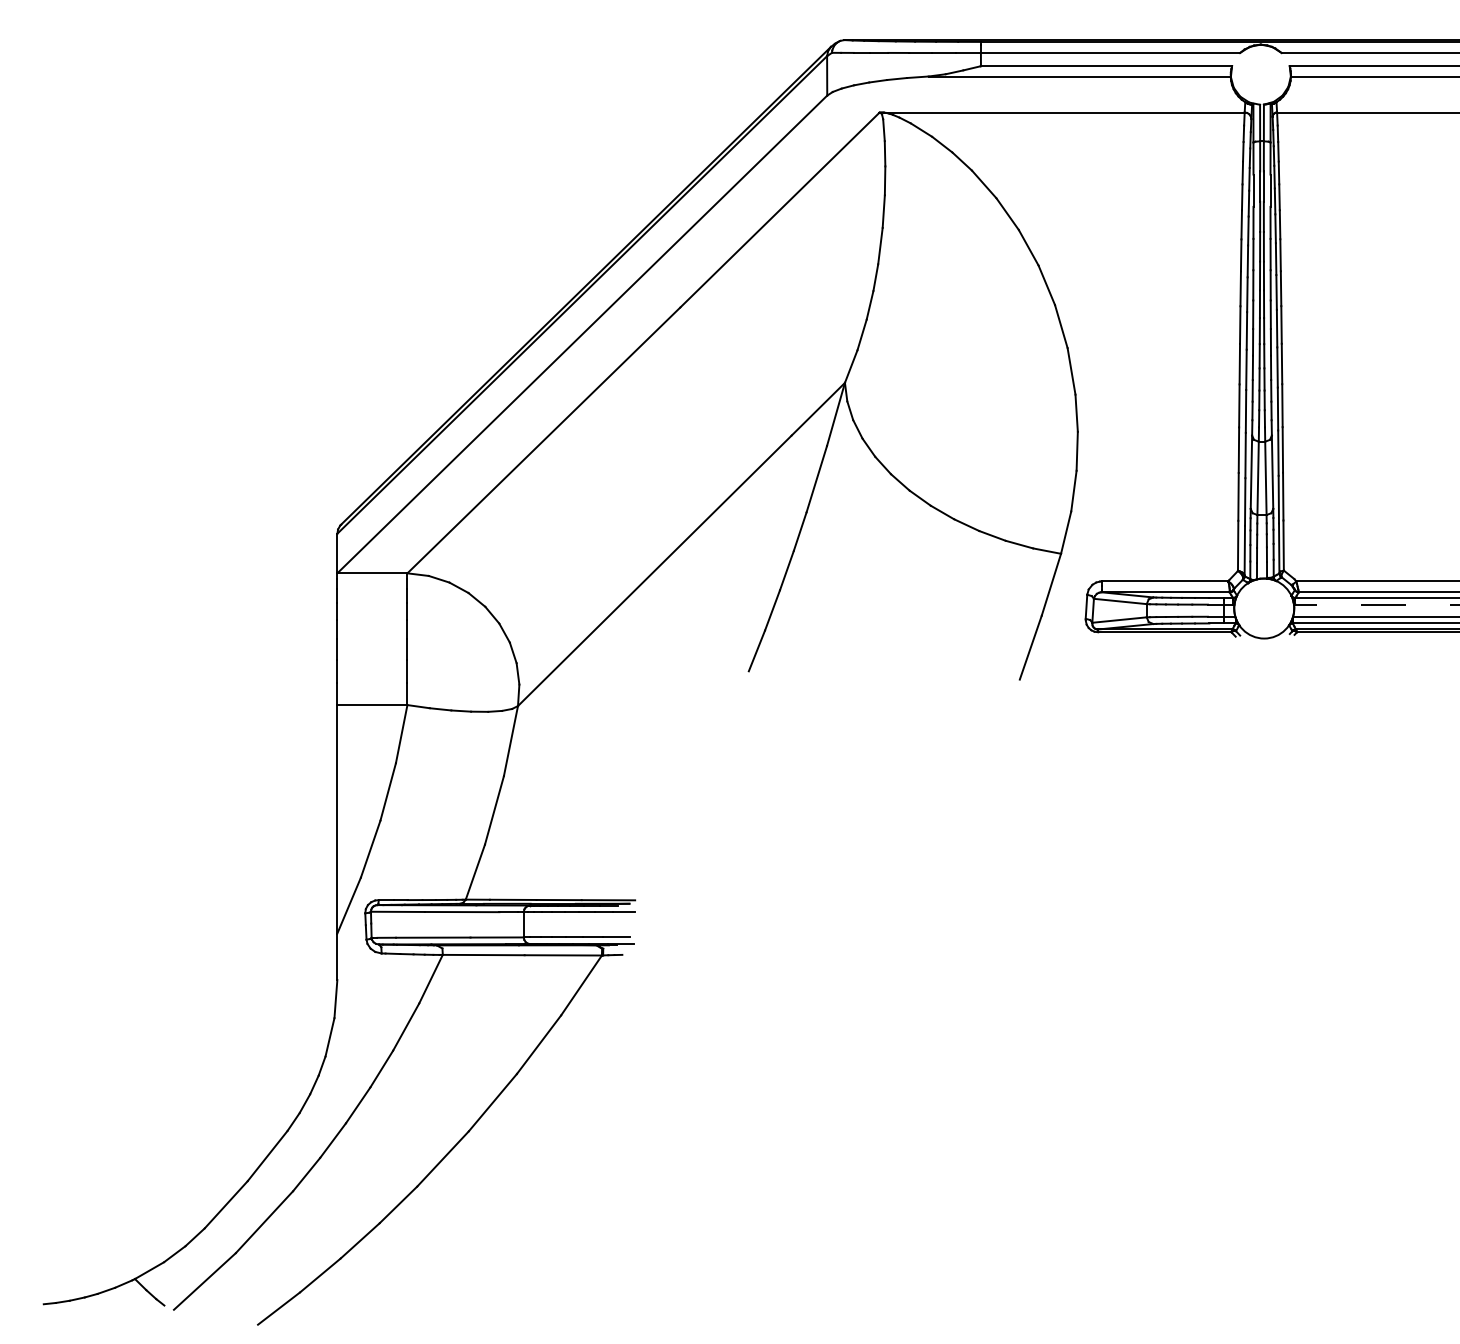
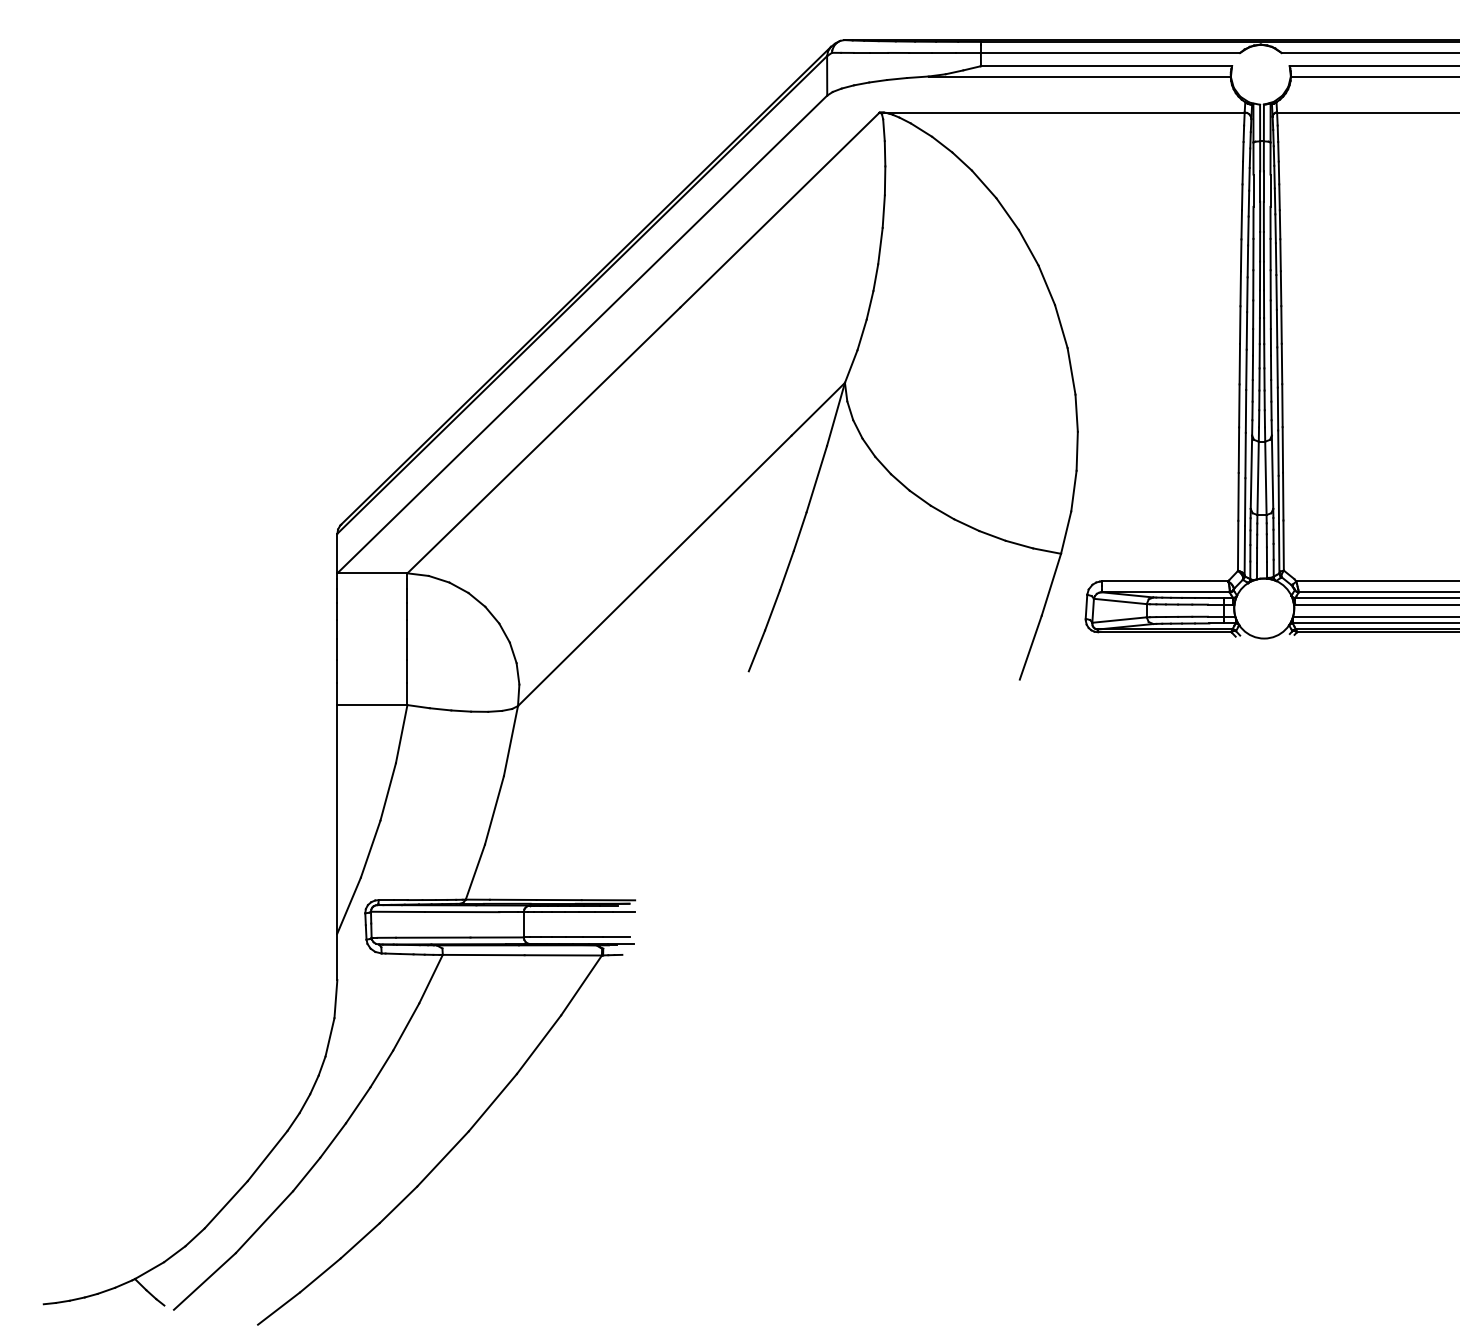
line: dashed -> solid (1377, 604)
